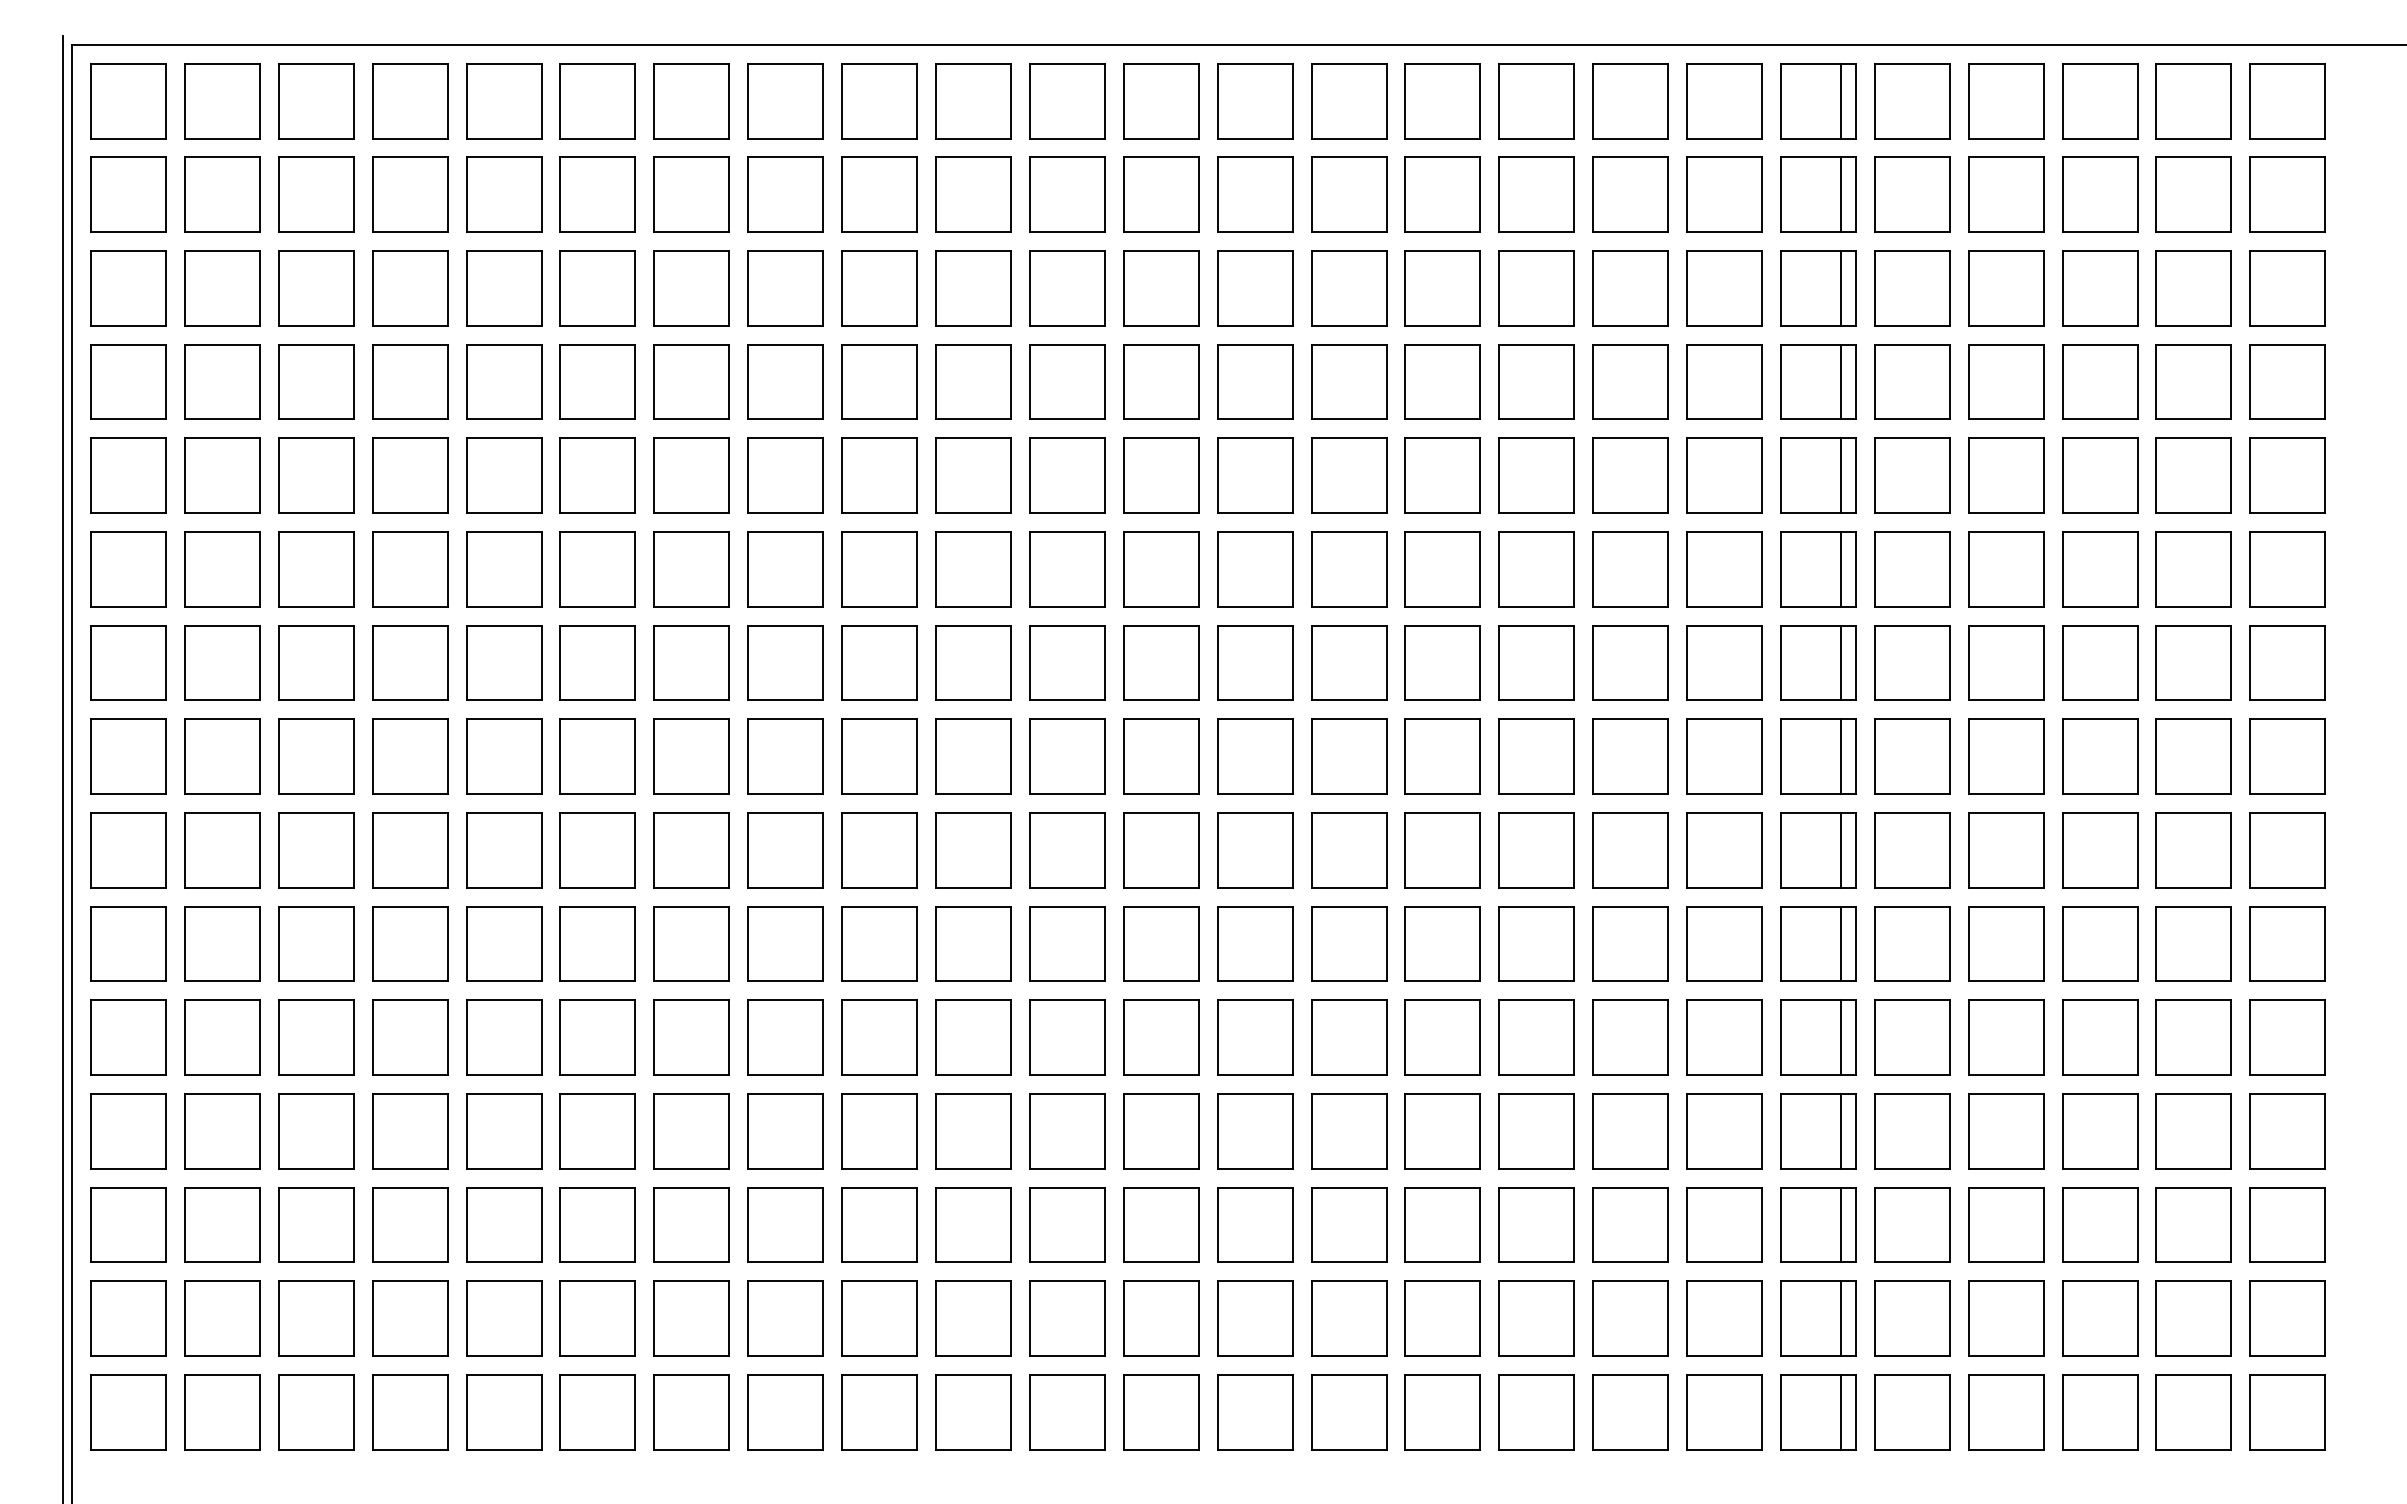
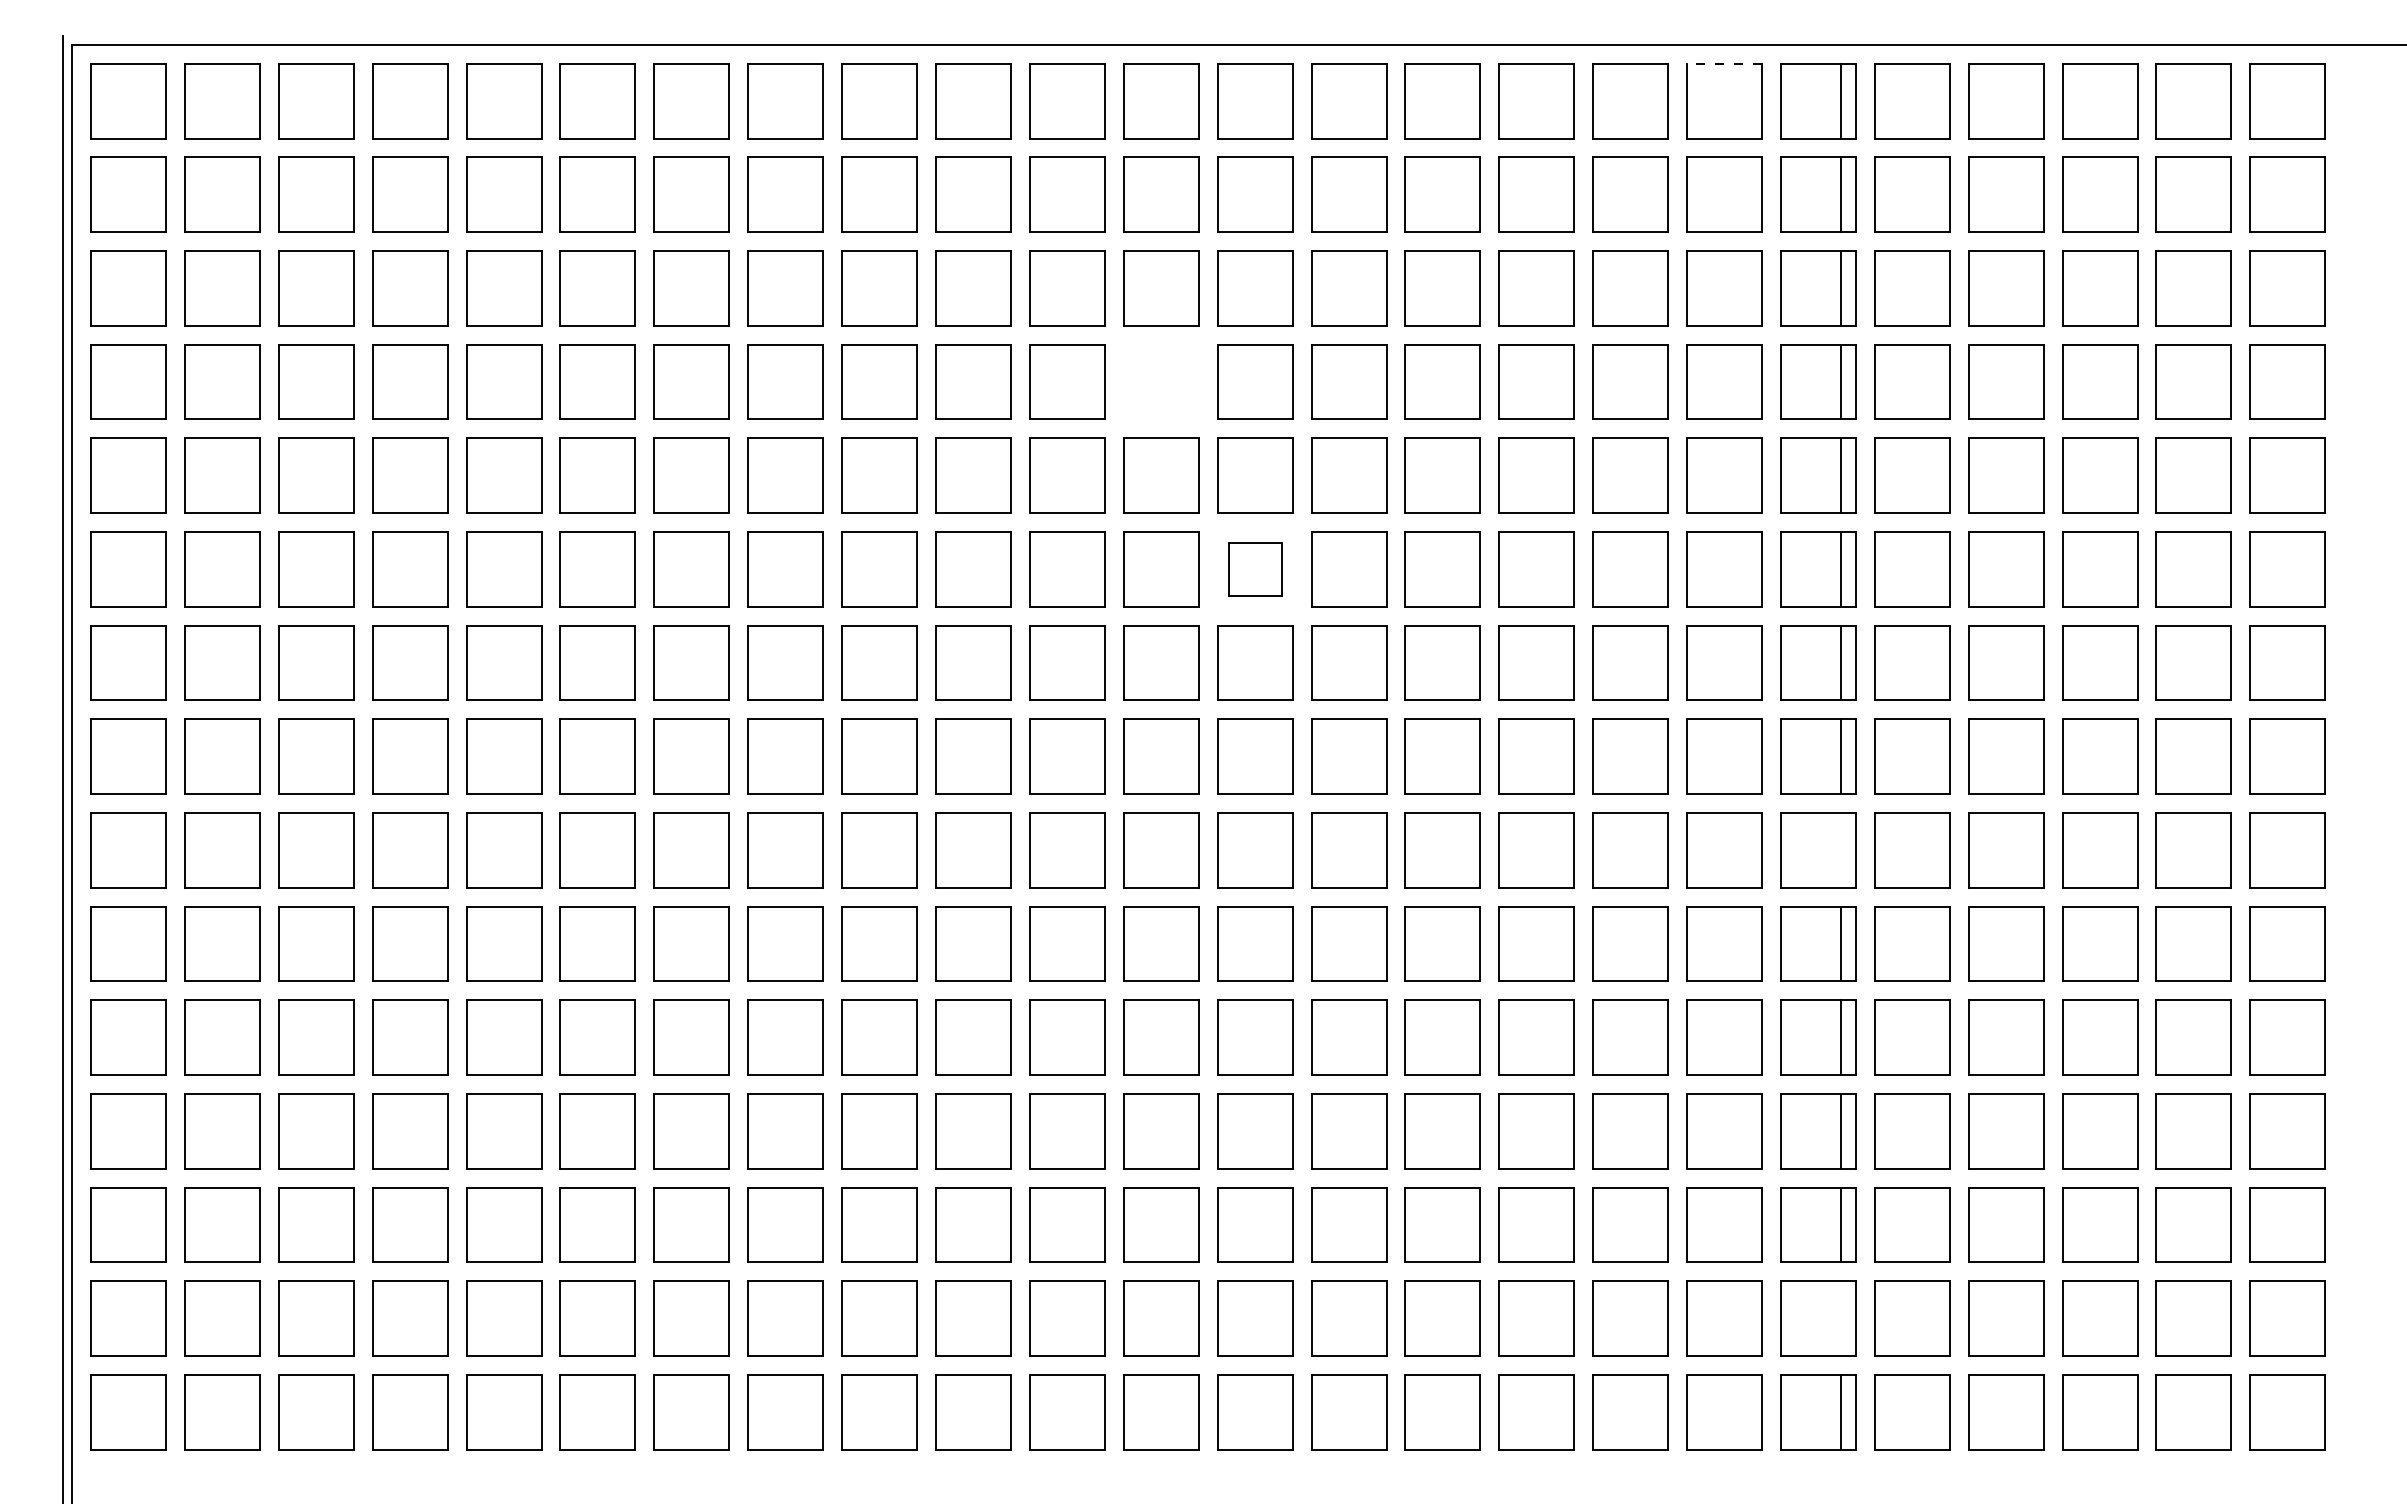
line: solid -> dashed (1724, 63)
part: present -> none (1161, 381)
part size: 77x77 px -> 55x55 px (1255, 569)
line: present -> none (1841, 849)
line: present -> none (1841, 1318)
